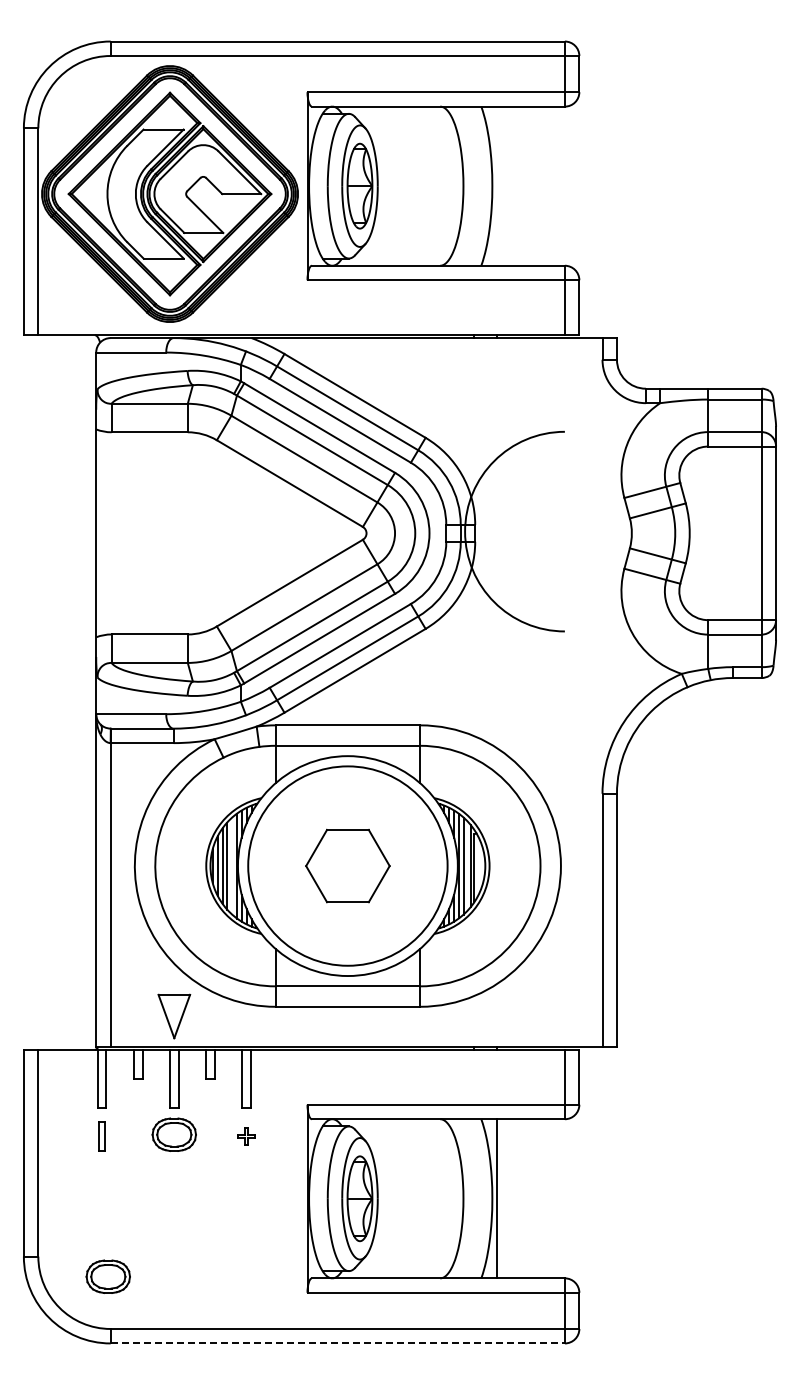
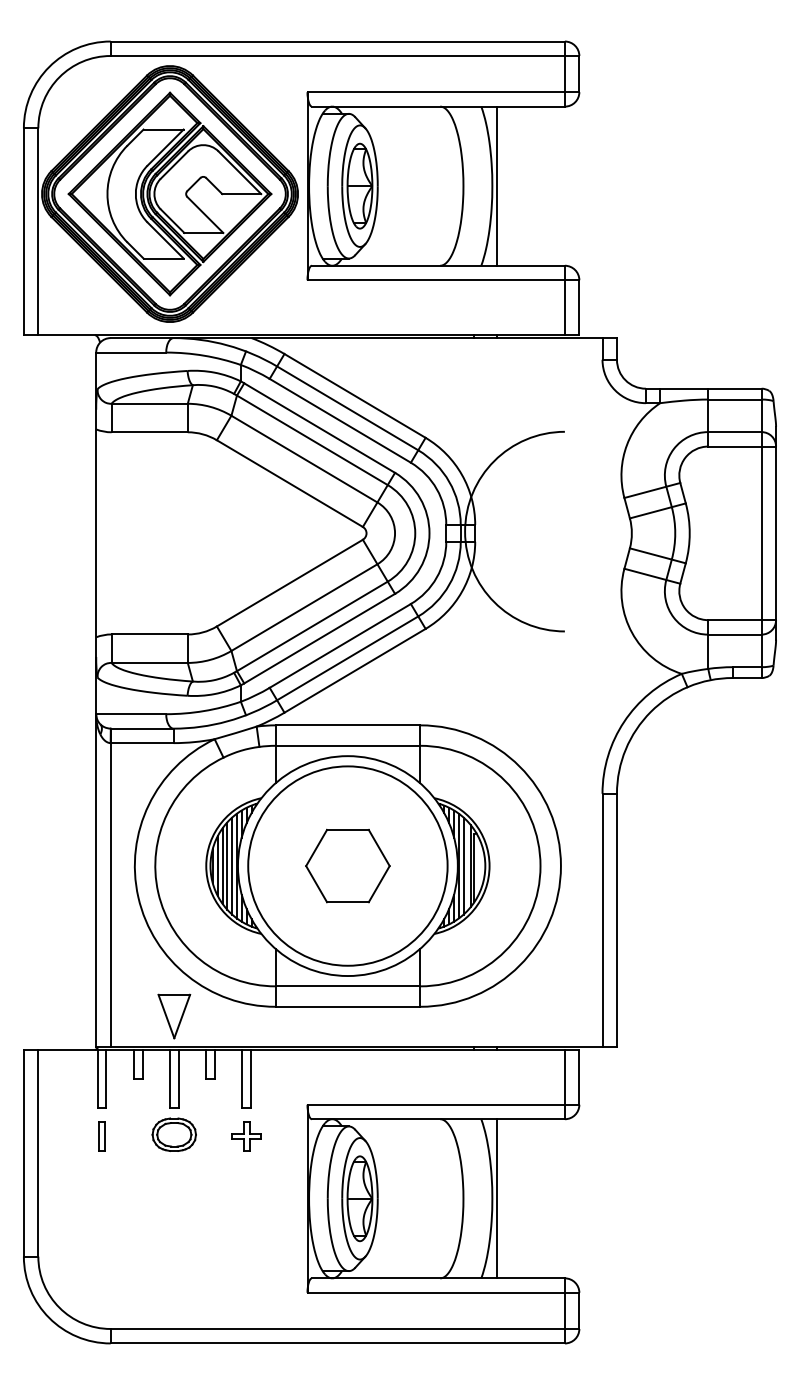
line: none -> present (497, 185)
line: none -> present (232, 865)
part size: 19x19 px -> 31x31 px (246, 1136)
part: present -> none (107, 1276)
line: dashed -> solid (338, 1343)
